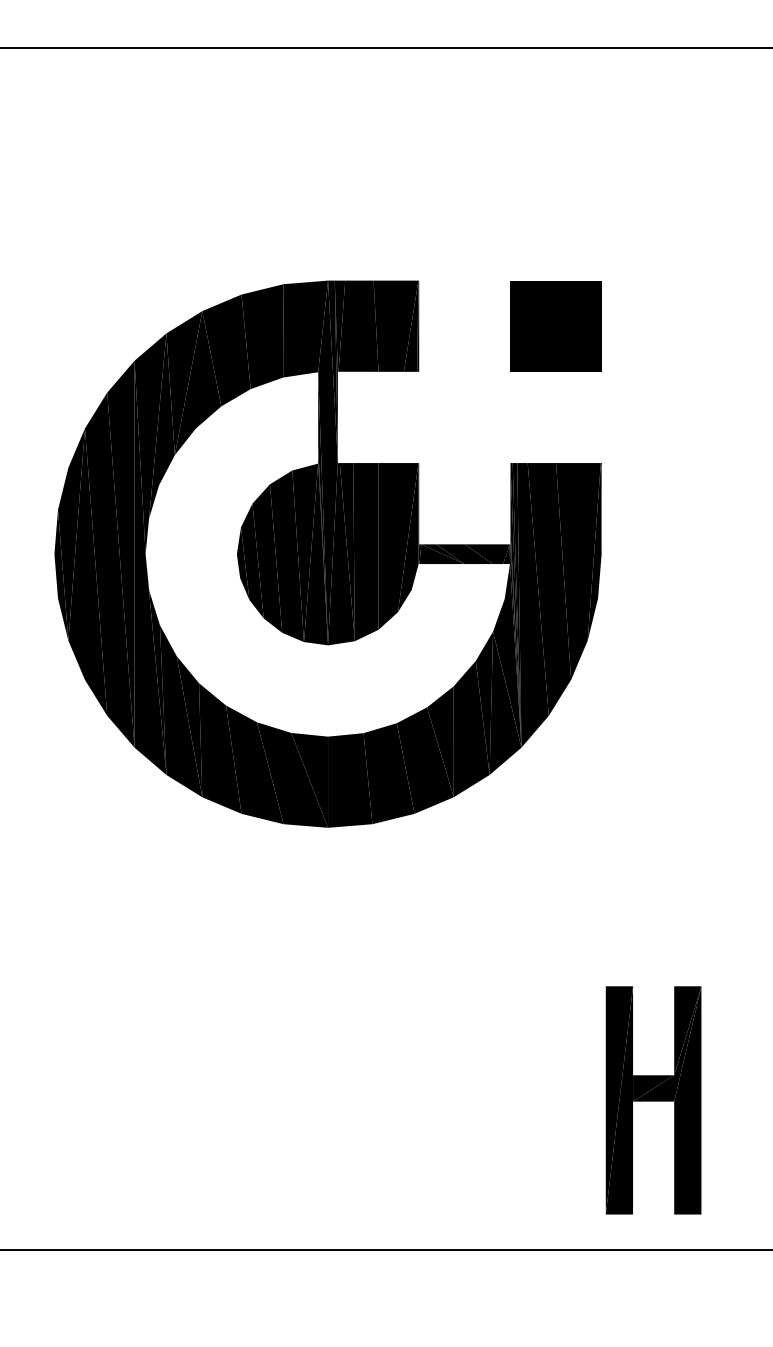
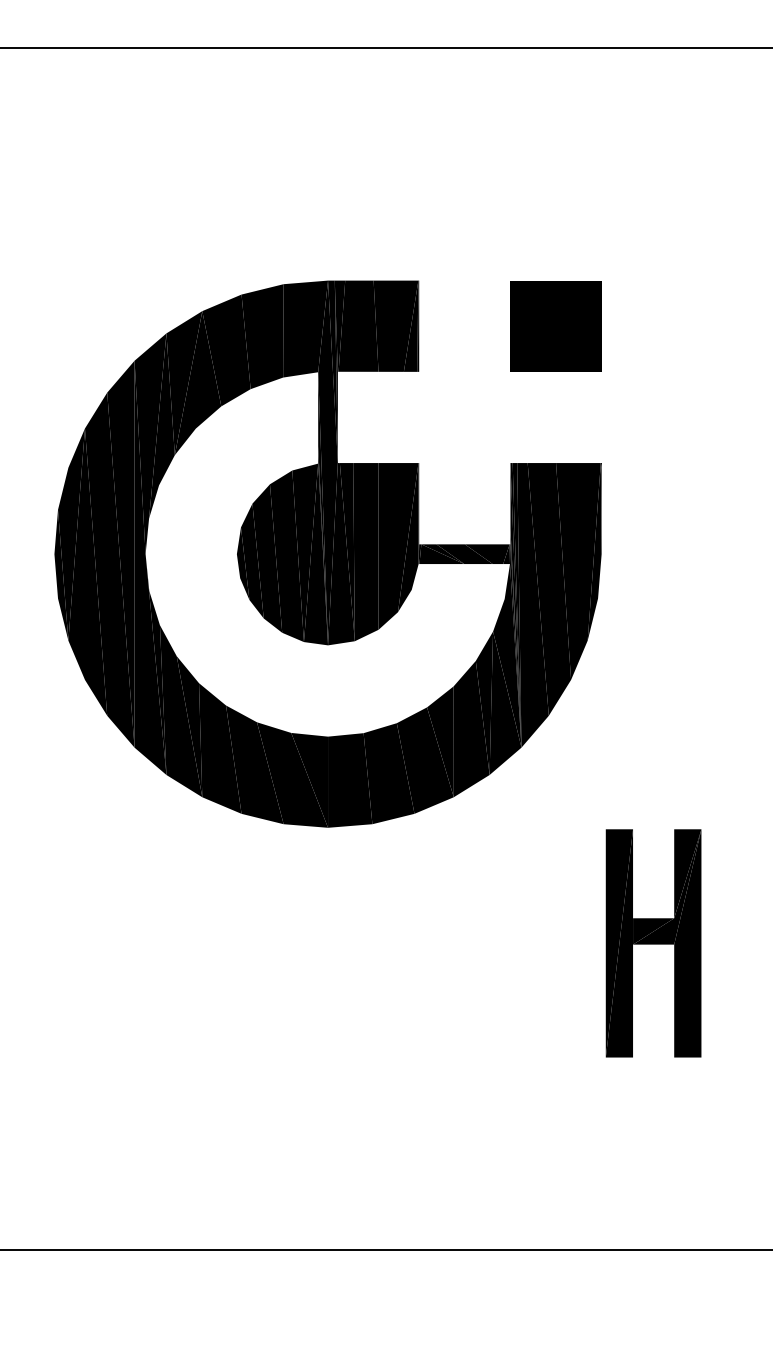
part position: (653, 1100) -> (653, 943) (653, 943)
